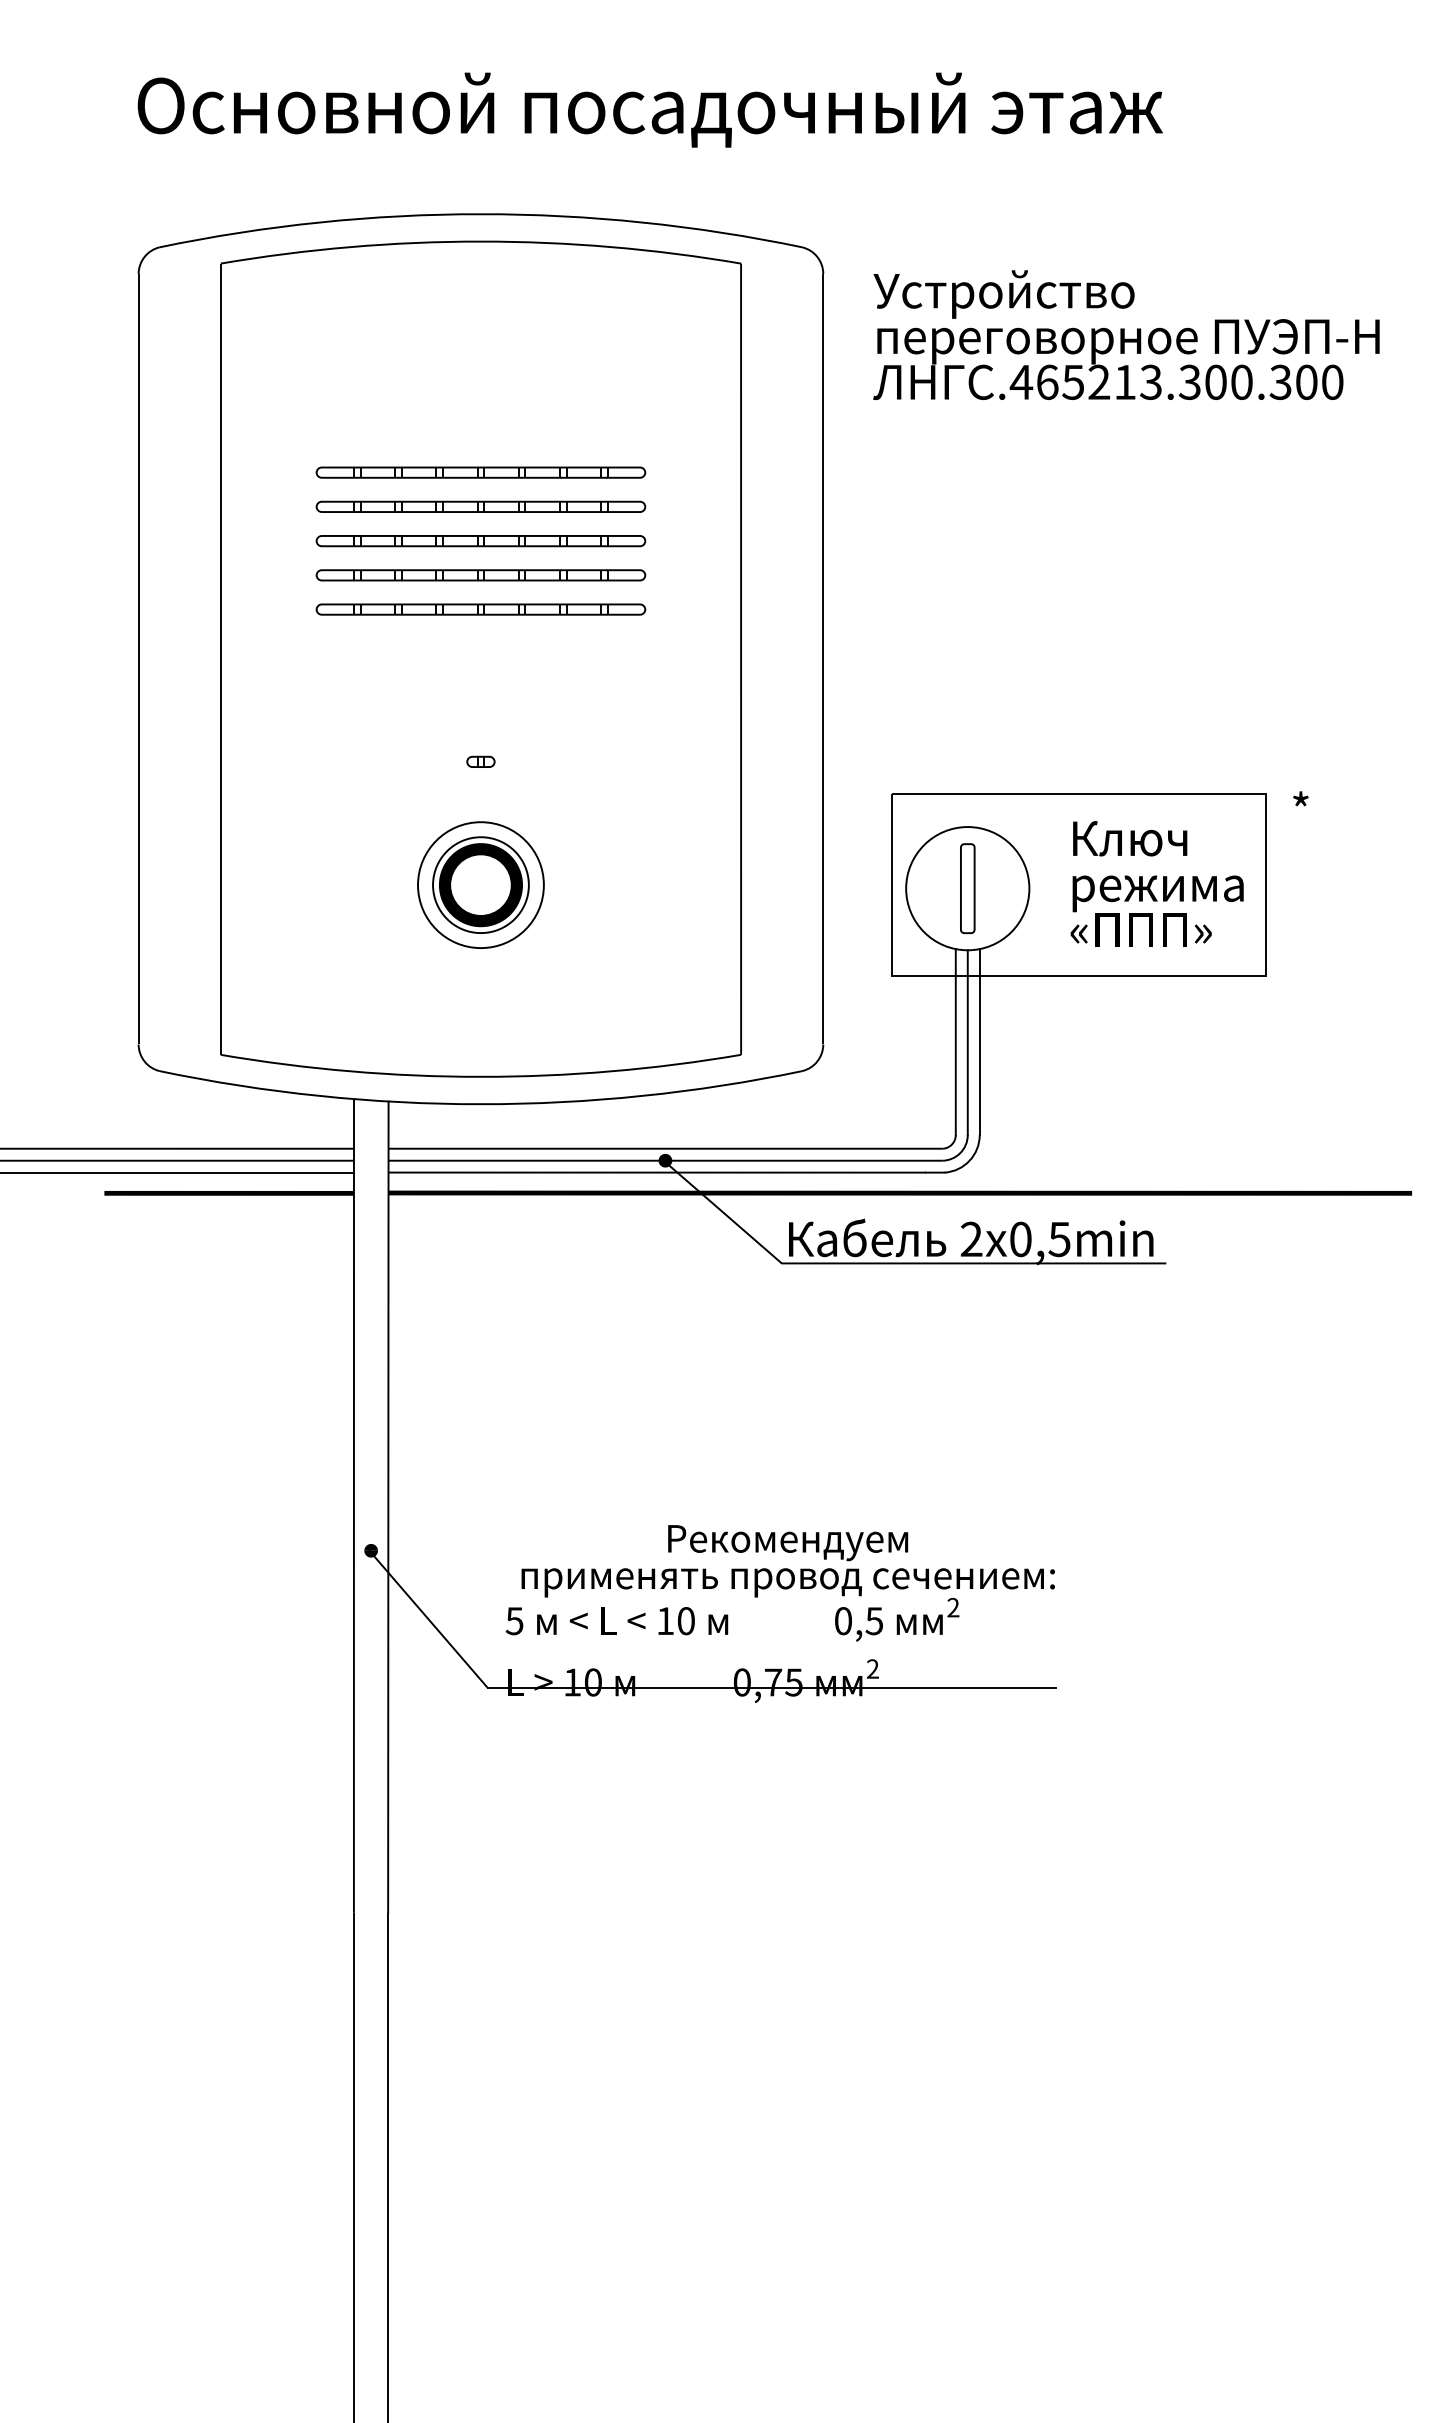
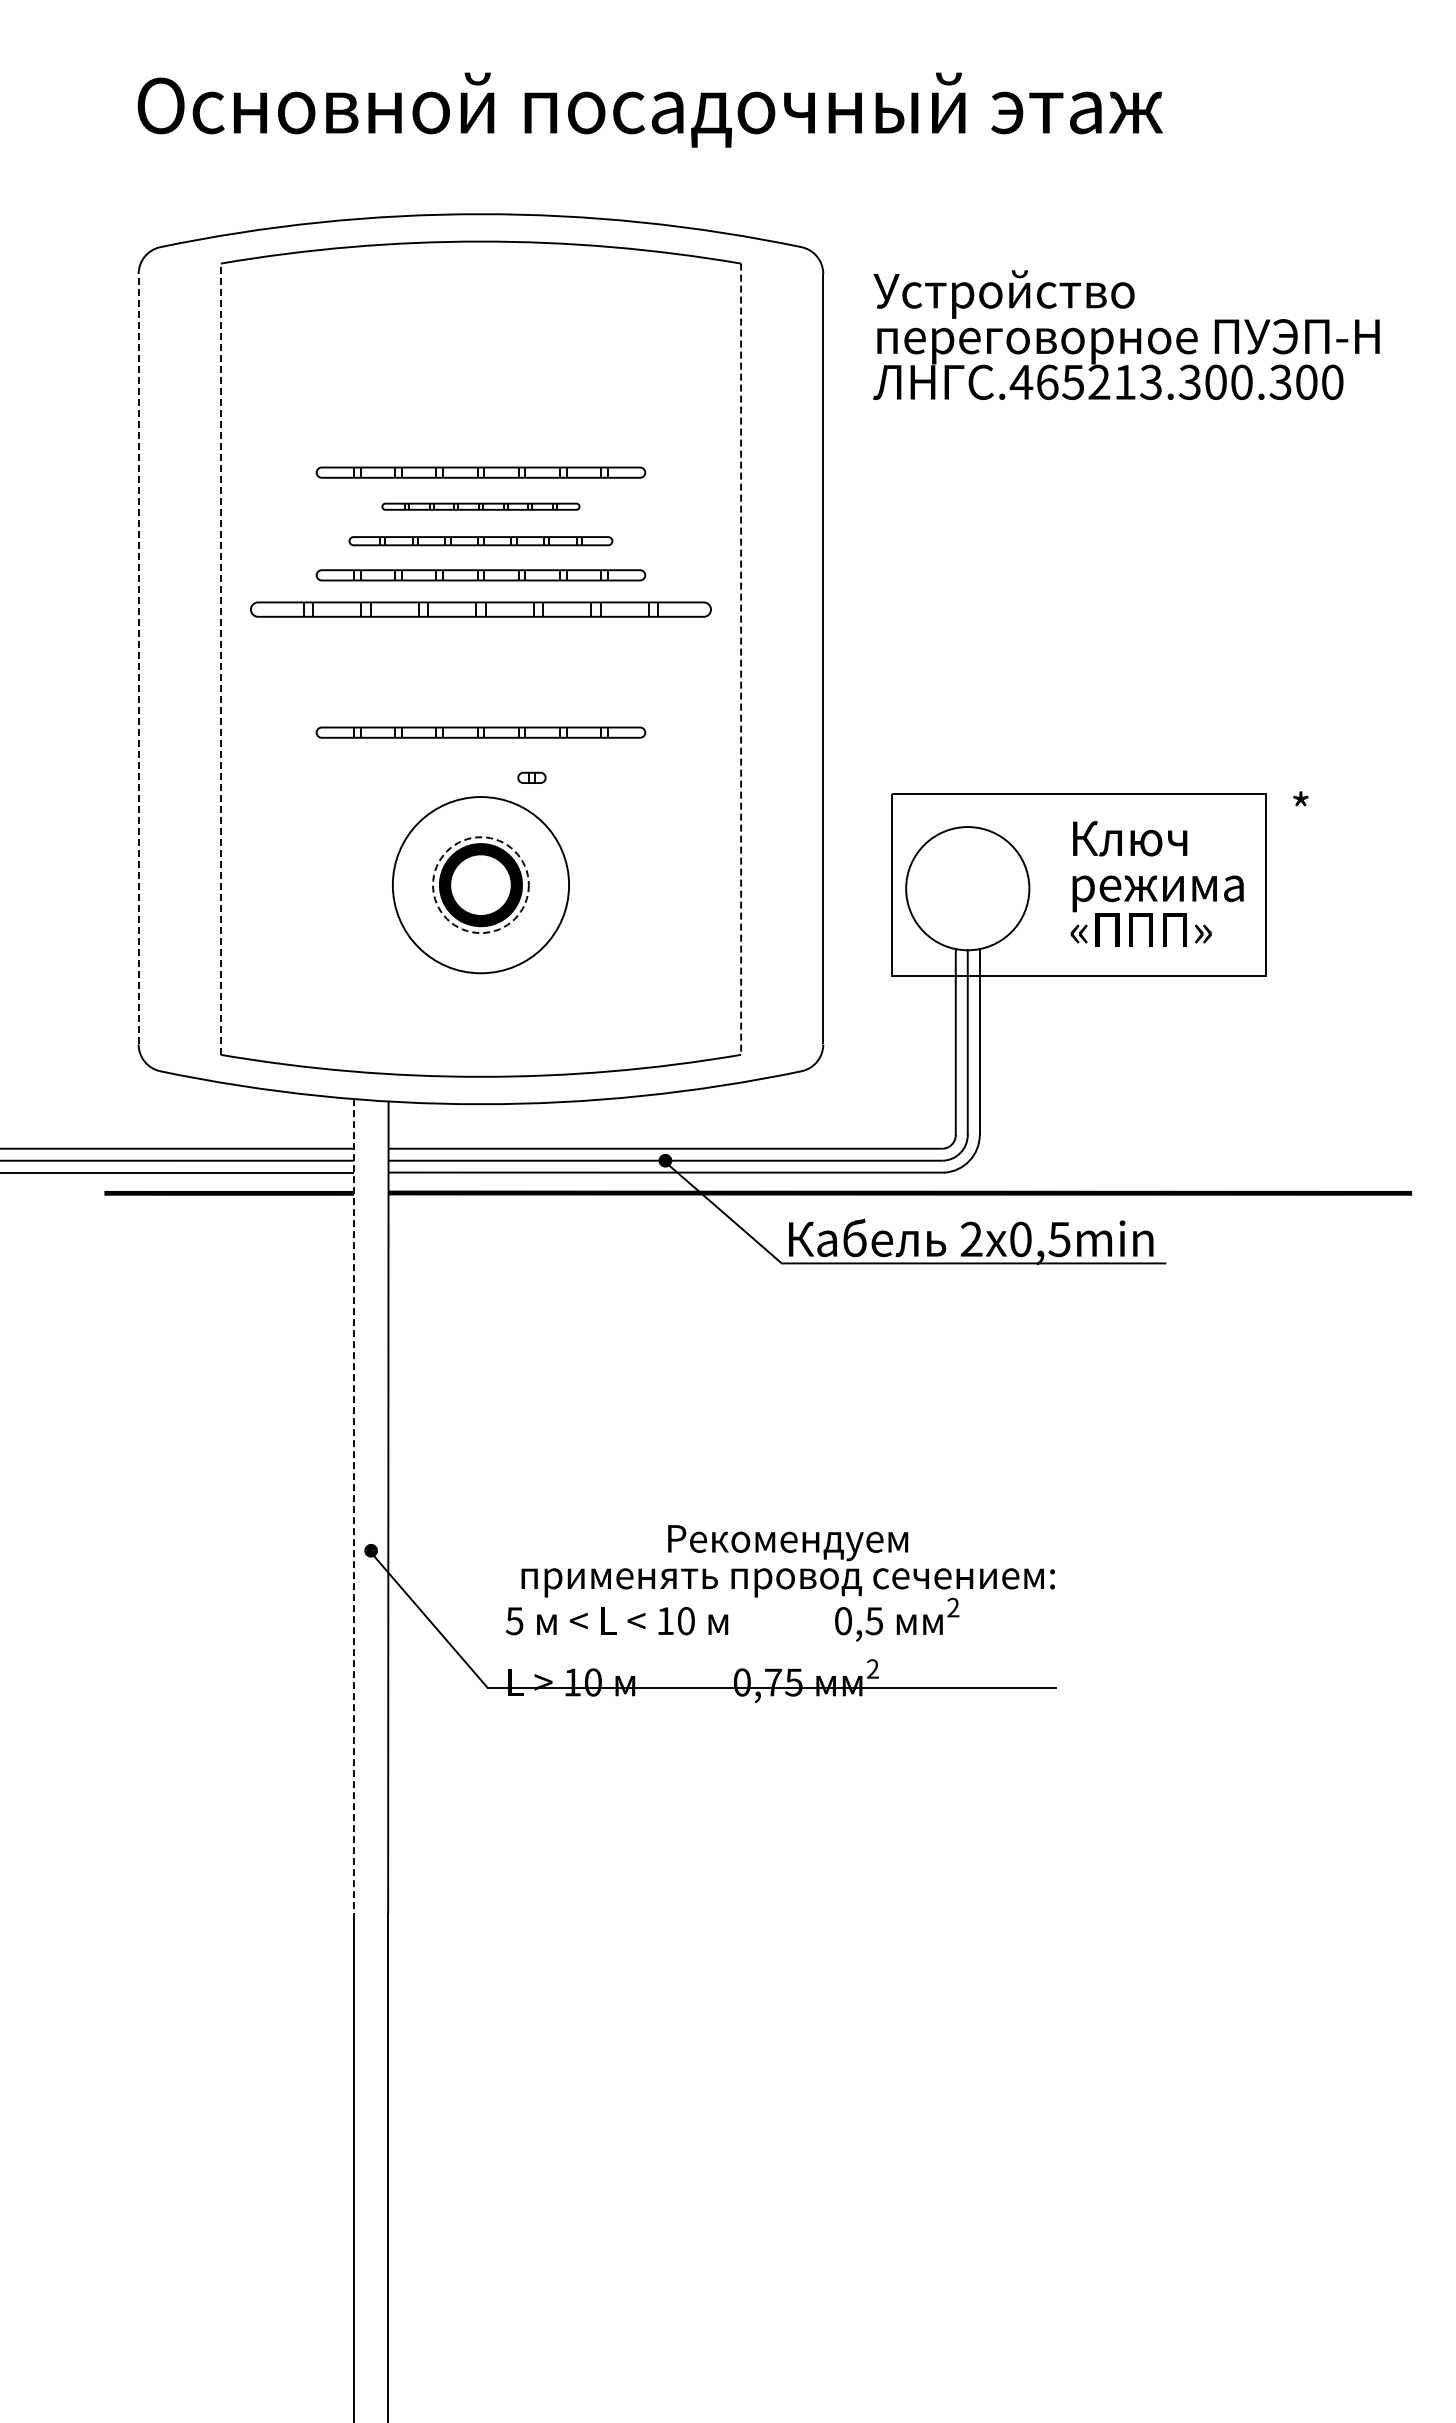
part size: 332x13 px -> 200x9 px (480, 506)
part size: 332x13 px -> 266x11 px (480, 541)
part size: 332x13 px -> 462x17 px (480, 609)
line: solid -> dashed (138, 658)
line: solid -> dashed (220, 659)
line: solid -> dashed (741, 659)
part: none -> present (480, 732)
part position: (480, 761) -> (531, 777) (531, 777)
circle diameter: 126 px -> 176 px (480, 885)
circle: solid -> dashed (480, 885)
part: present -> none (967, 888)
line: solid -> dashed (353, 1505)
